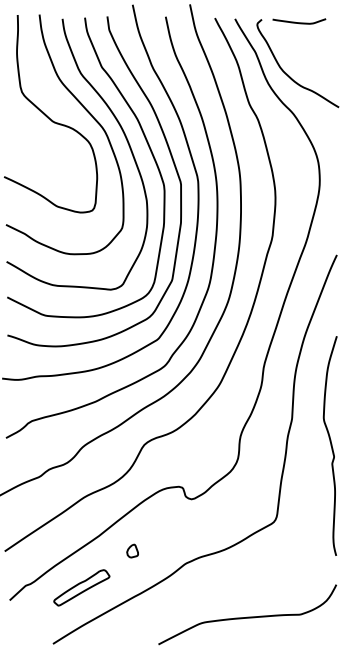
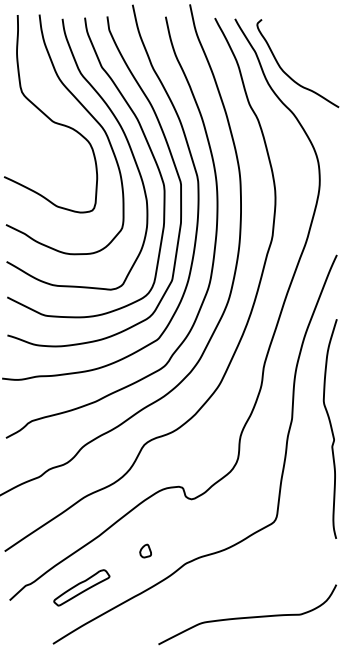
curve: present -> none (299, 22)
curve position: (330, 445) -> (330, 428) (330, 428)
part position: (132, 550) -> (145, 550) (145, 550)
